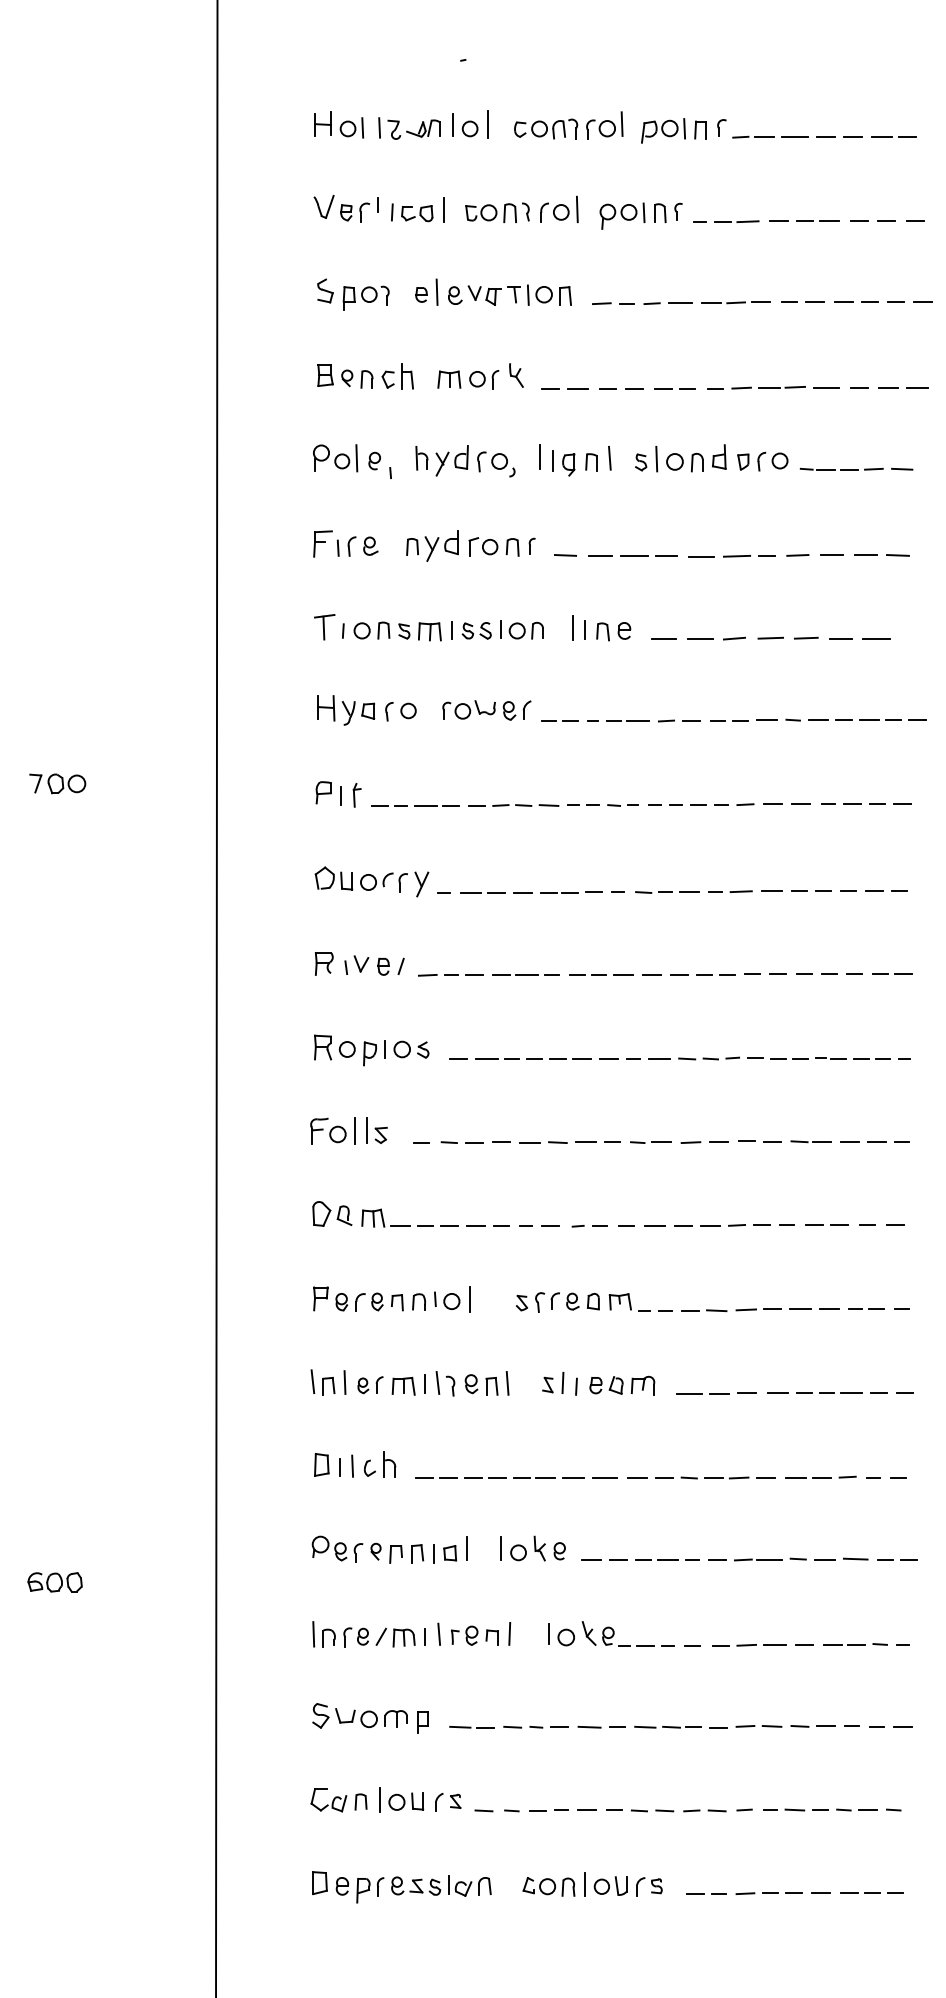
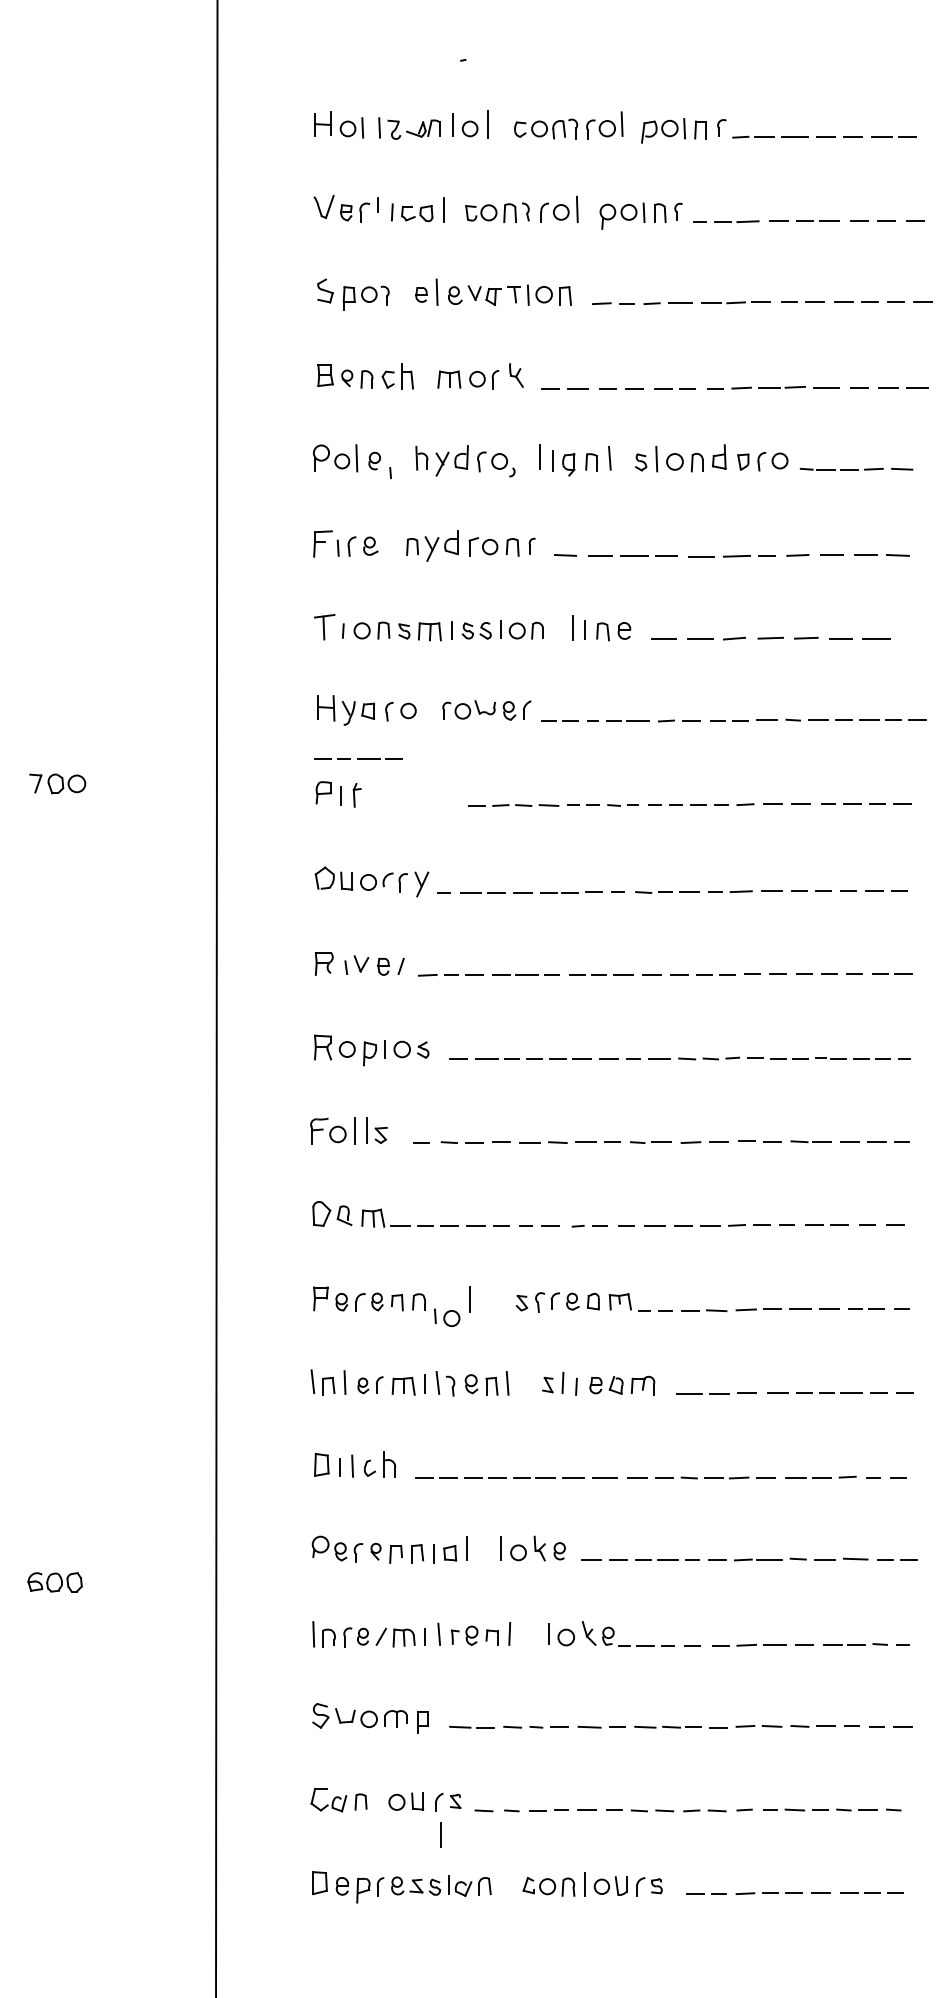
line position: (415, 805) -> (358, 758) (358, 758)
part position: (447, 1300) -> (447, 1317) (447, 1317)
line position: (379, 1799) -> (440, 1834) (440, 1834)
